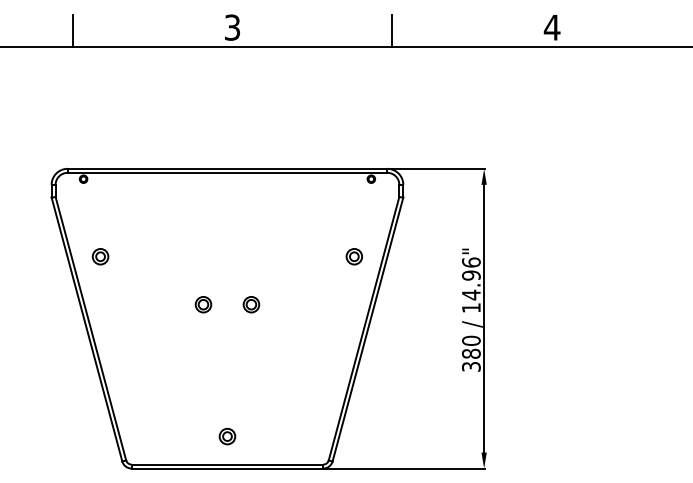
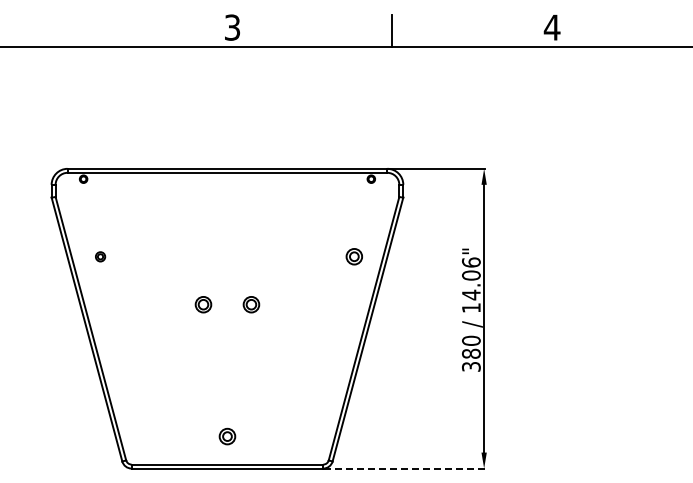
line: present -> none (72, 30)
part size: 19x18 px -> 12x12 px (100, 256)
text: 14.96" -> 14.06" (471, 275)
line: solid -> dashed (404, 468)
